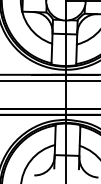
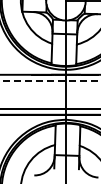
line: solid -> dashed (50, 80)
